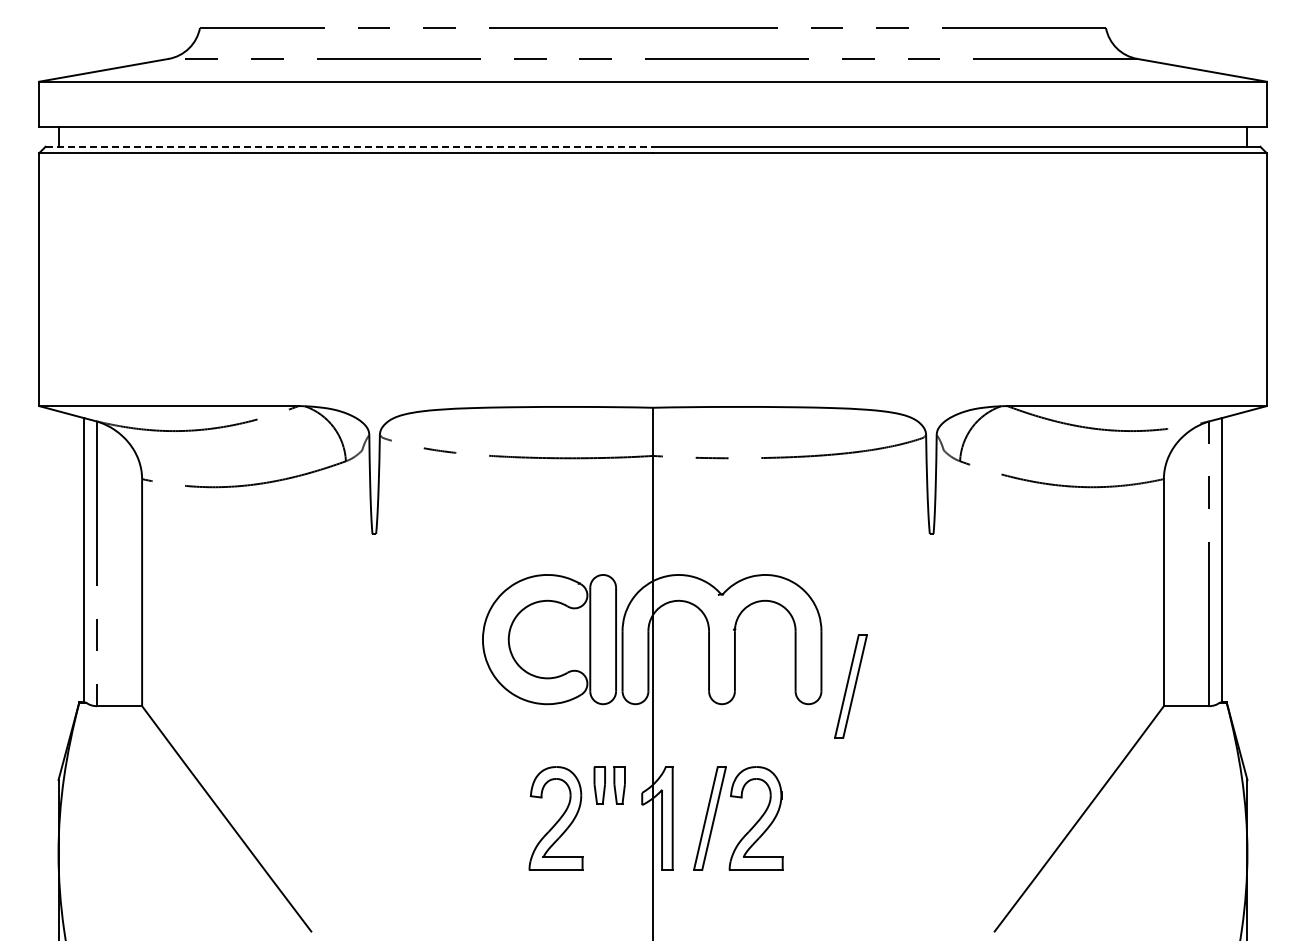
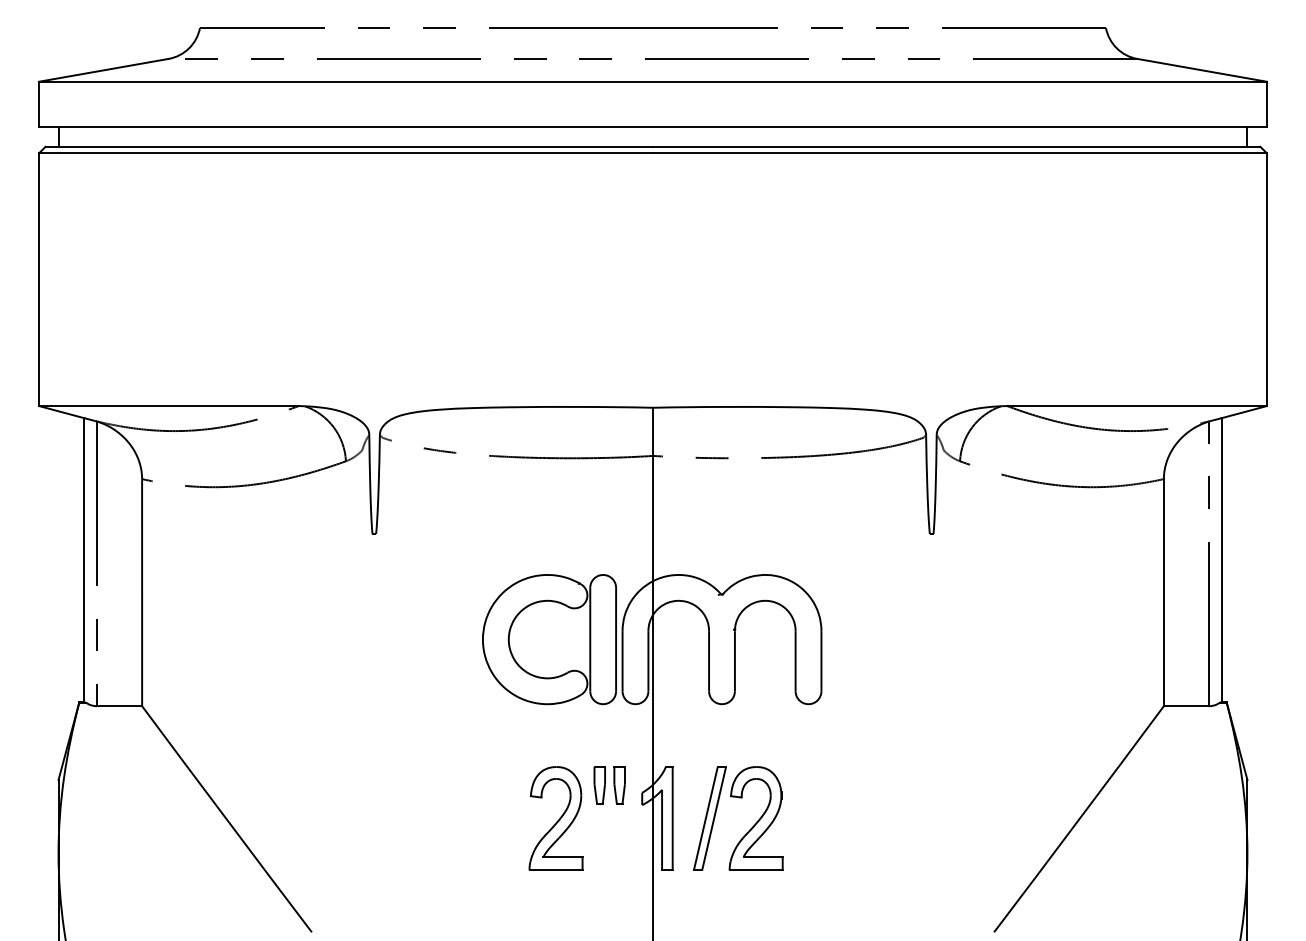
line: dashed -> solid (349, 146)
part: present -> none (850, 686)
